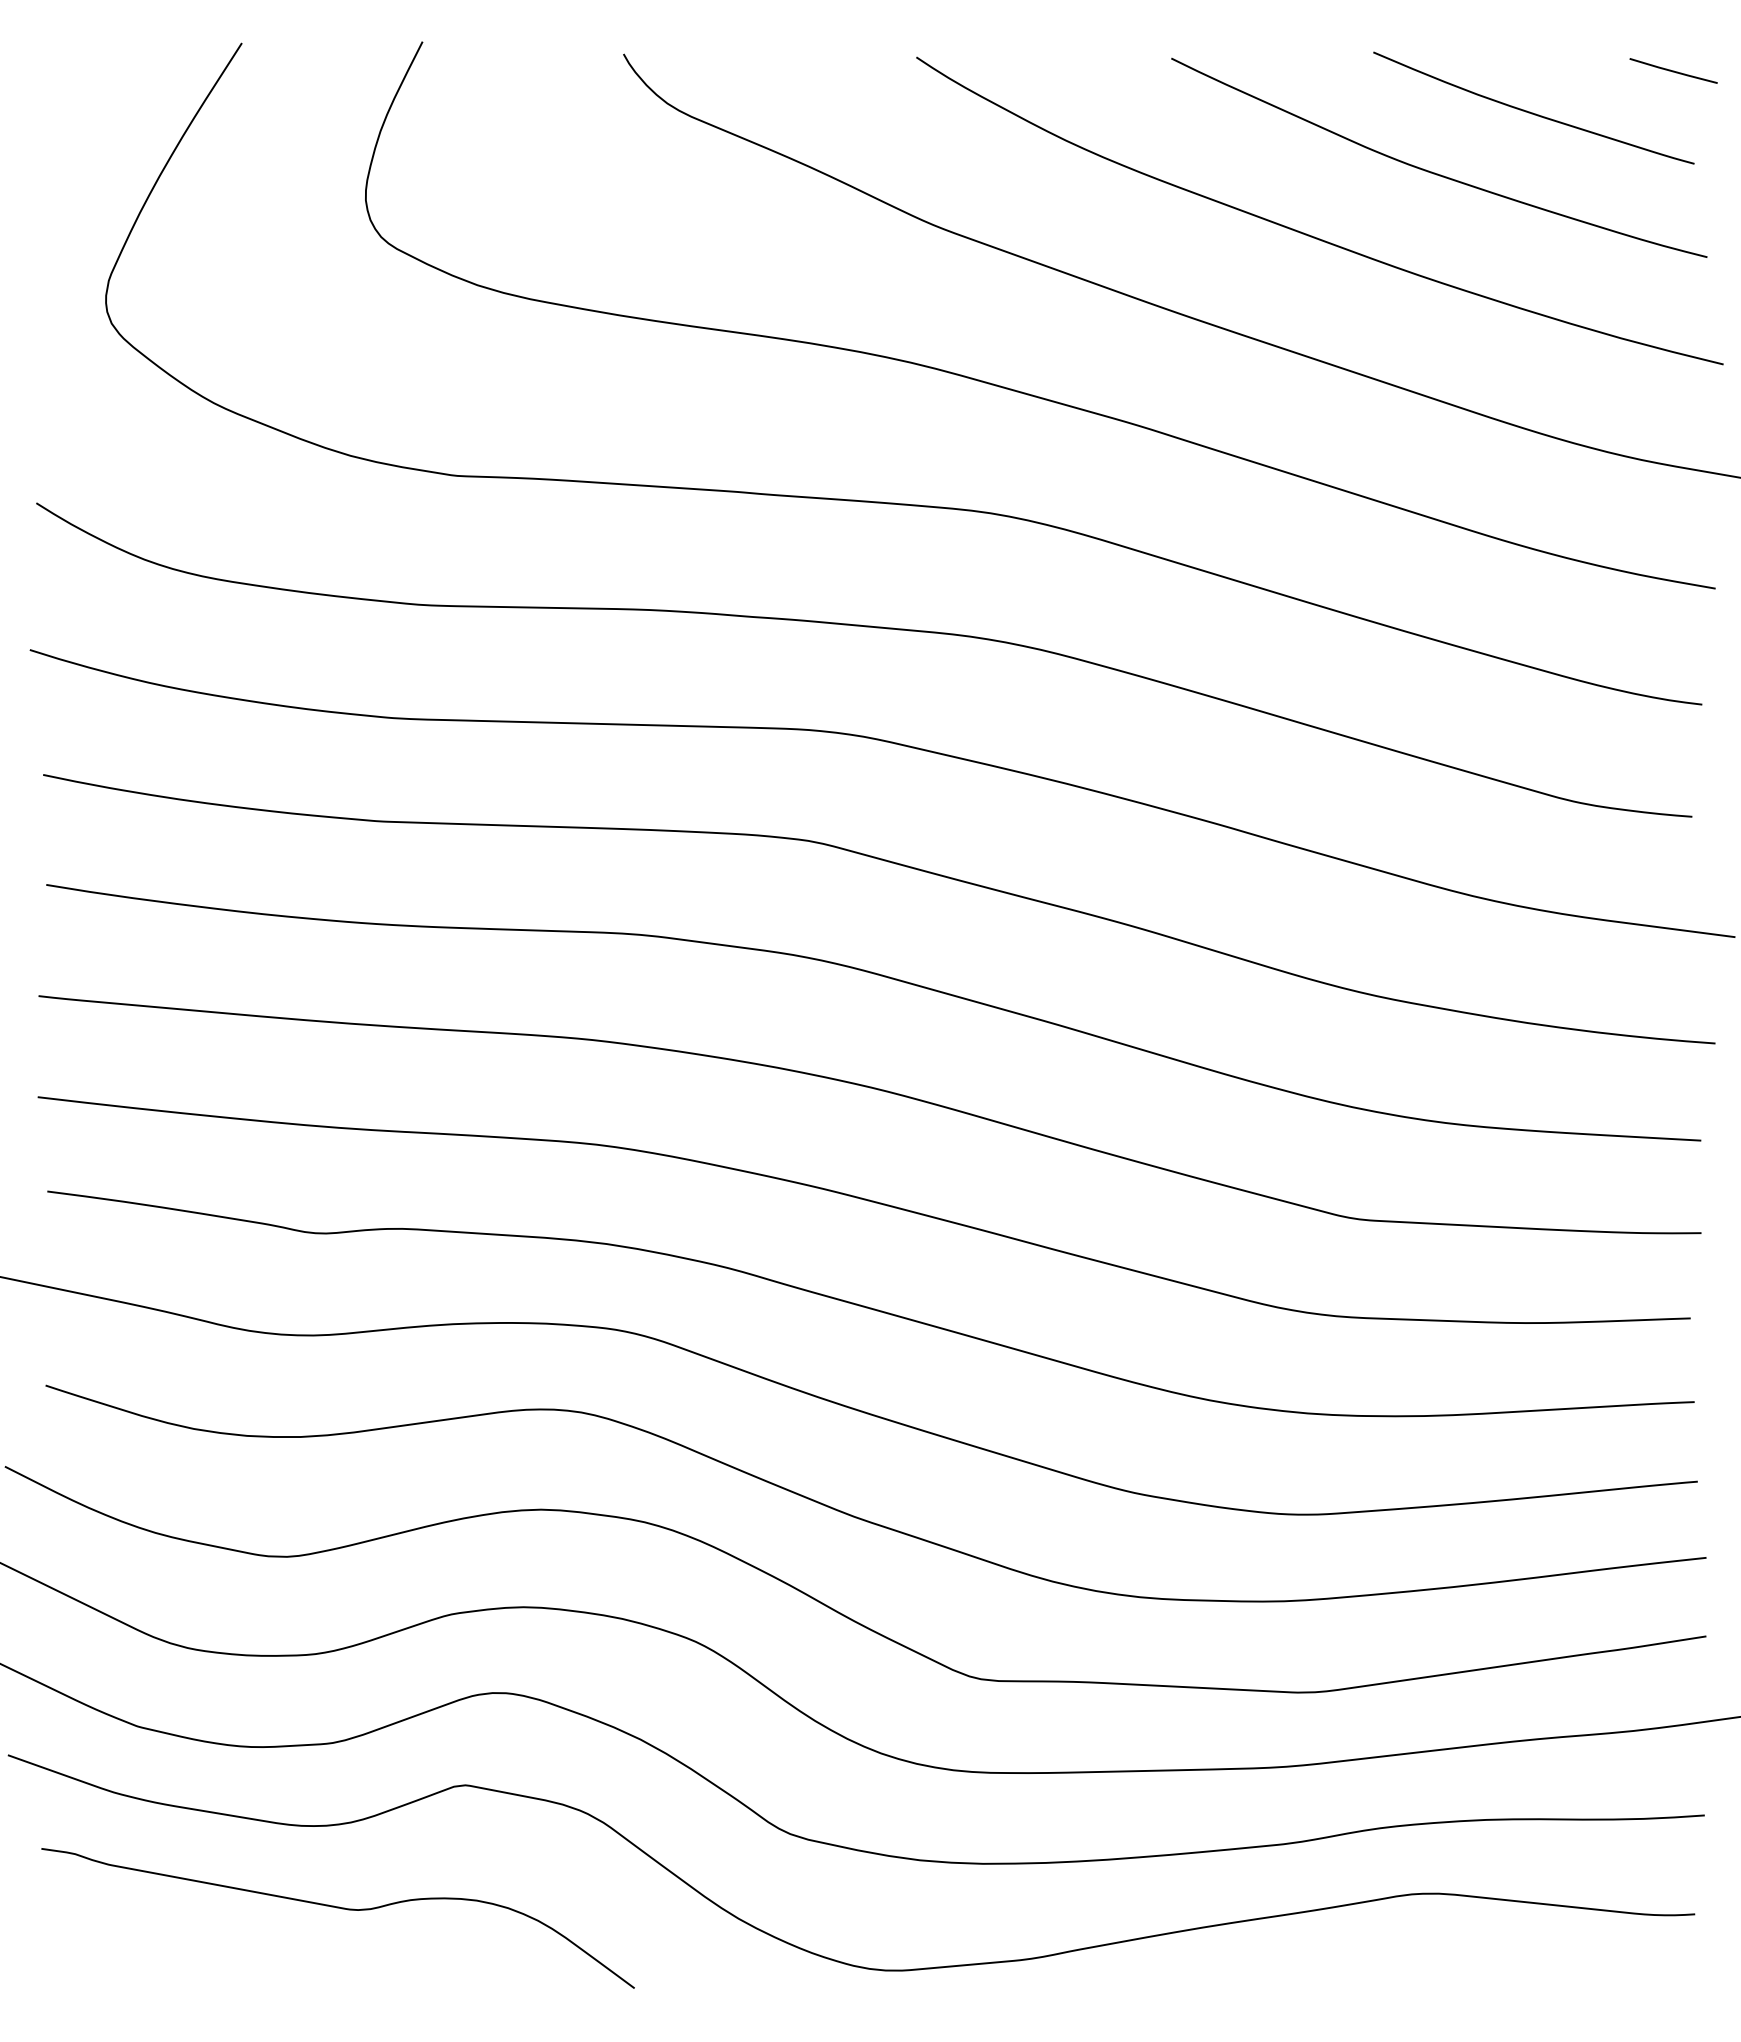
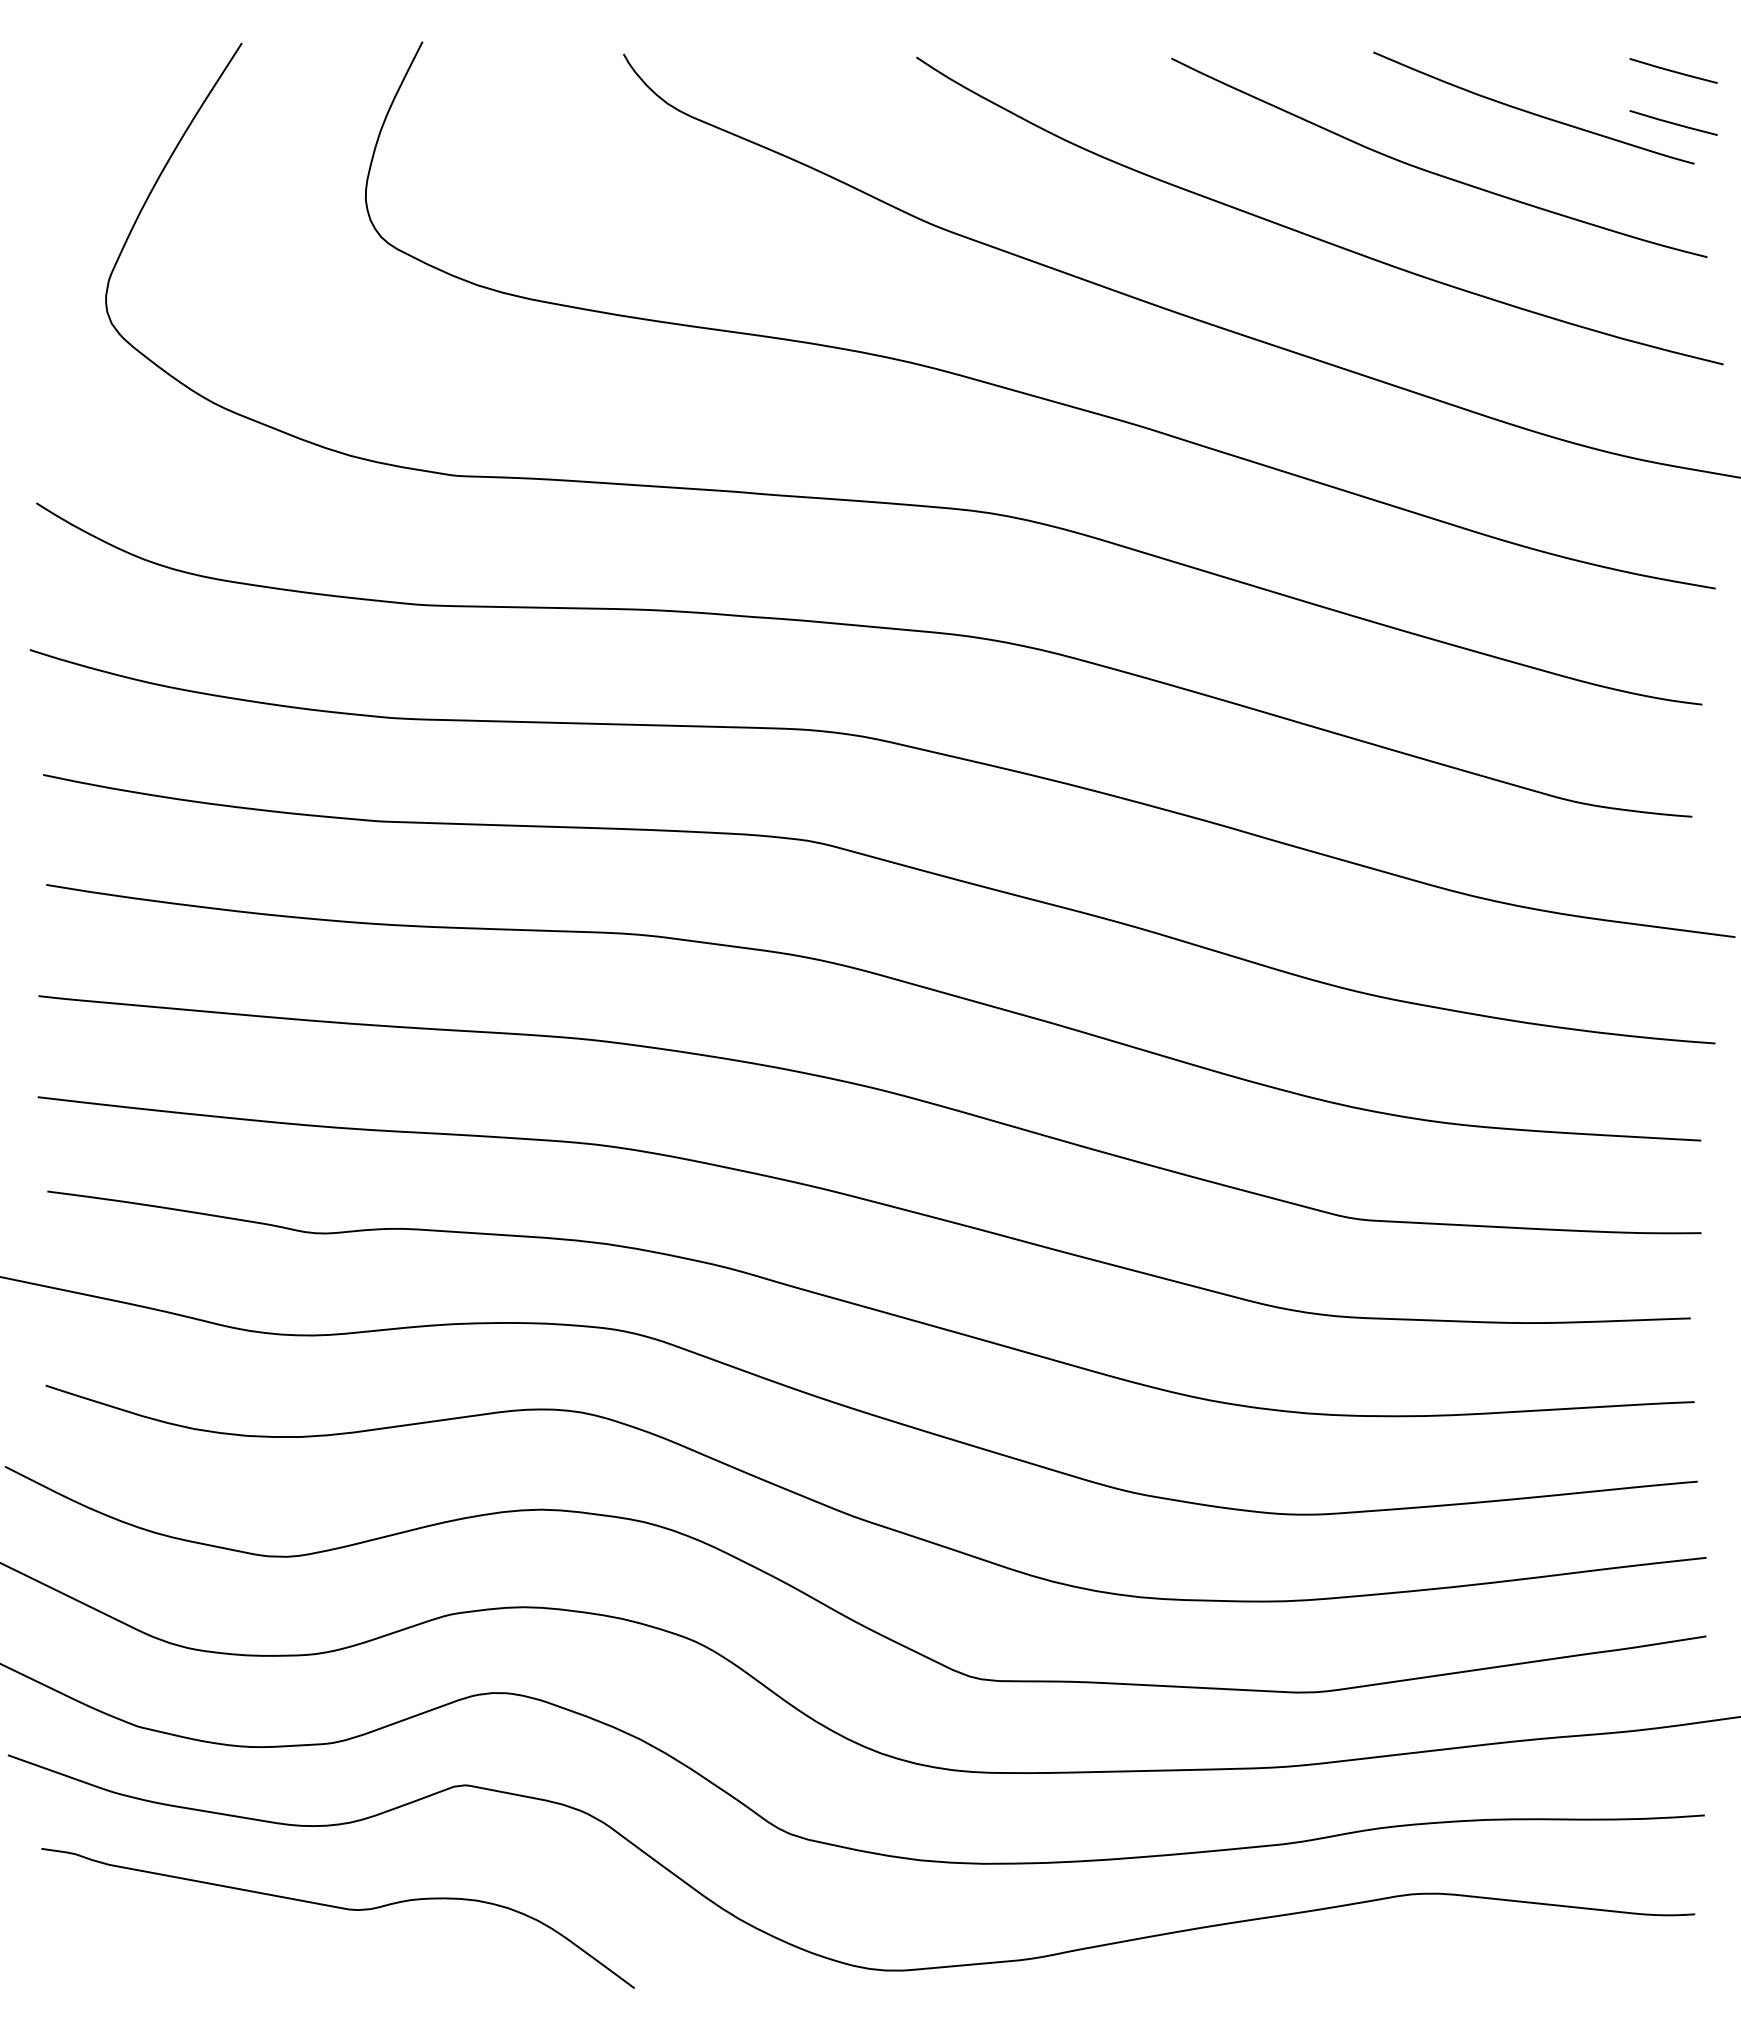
line: none -> present (1673, 122)
